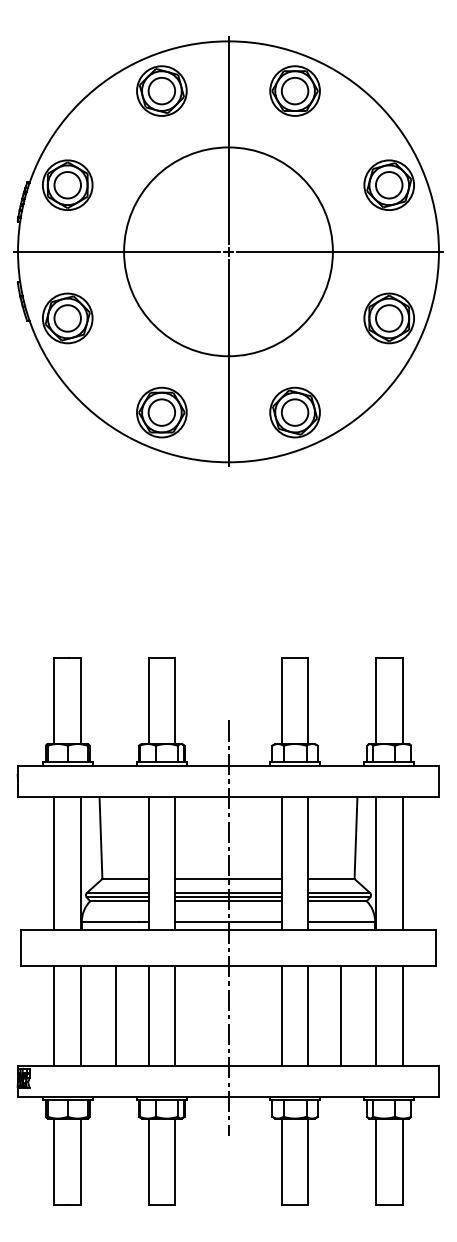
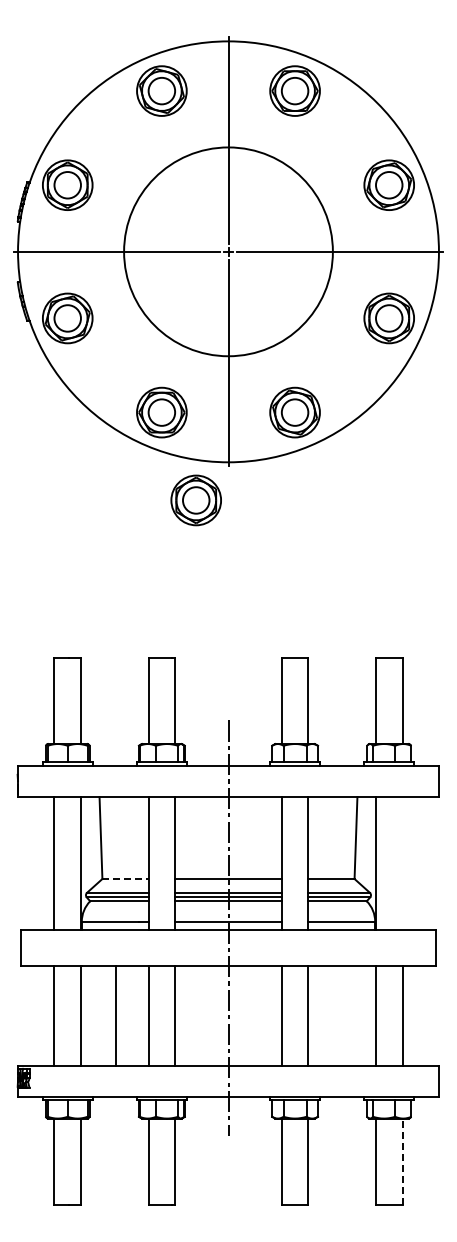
part: none -> present (195, 500)
line: present -> none (402, 863)
line: solid -> dashed (126, 878)
line: present -> none (341, 1015)
line: solid -> dashed (402, 1161)
